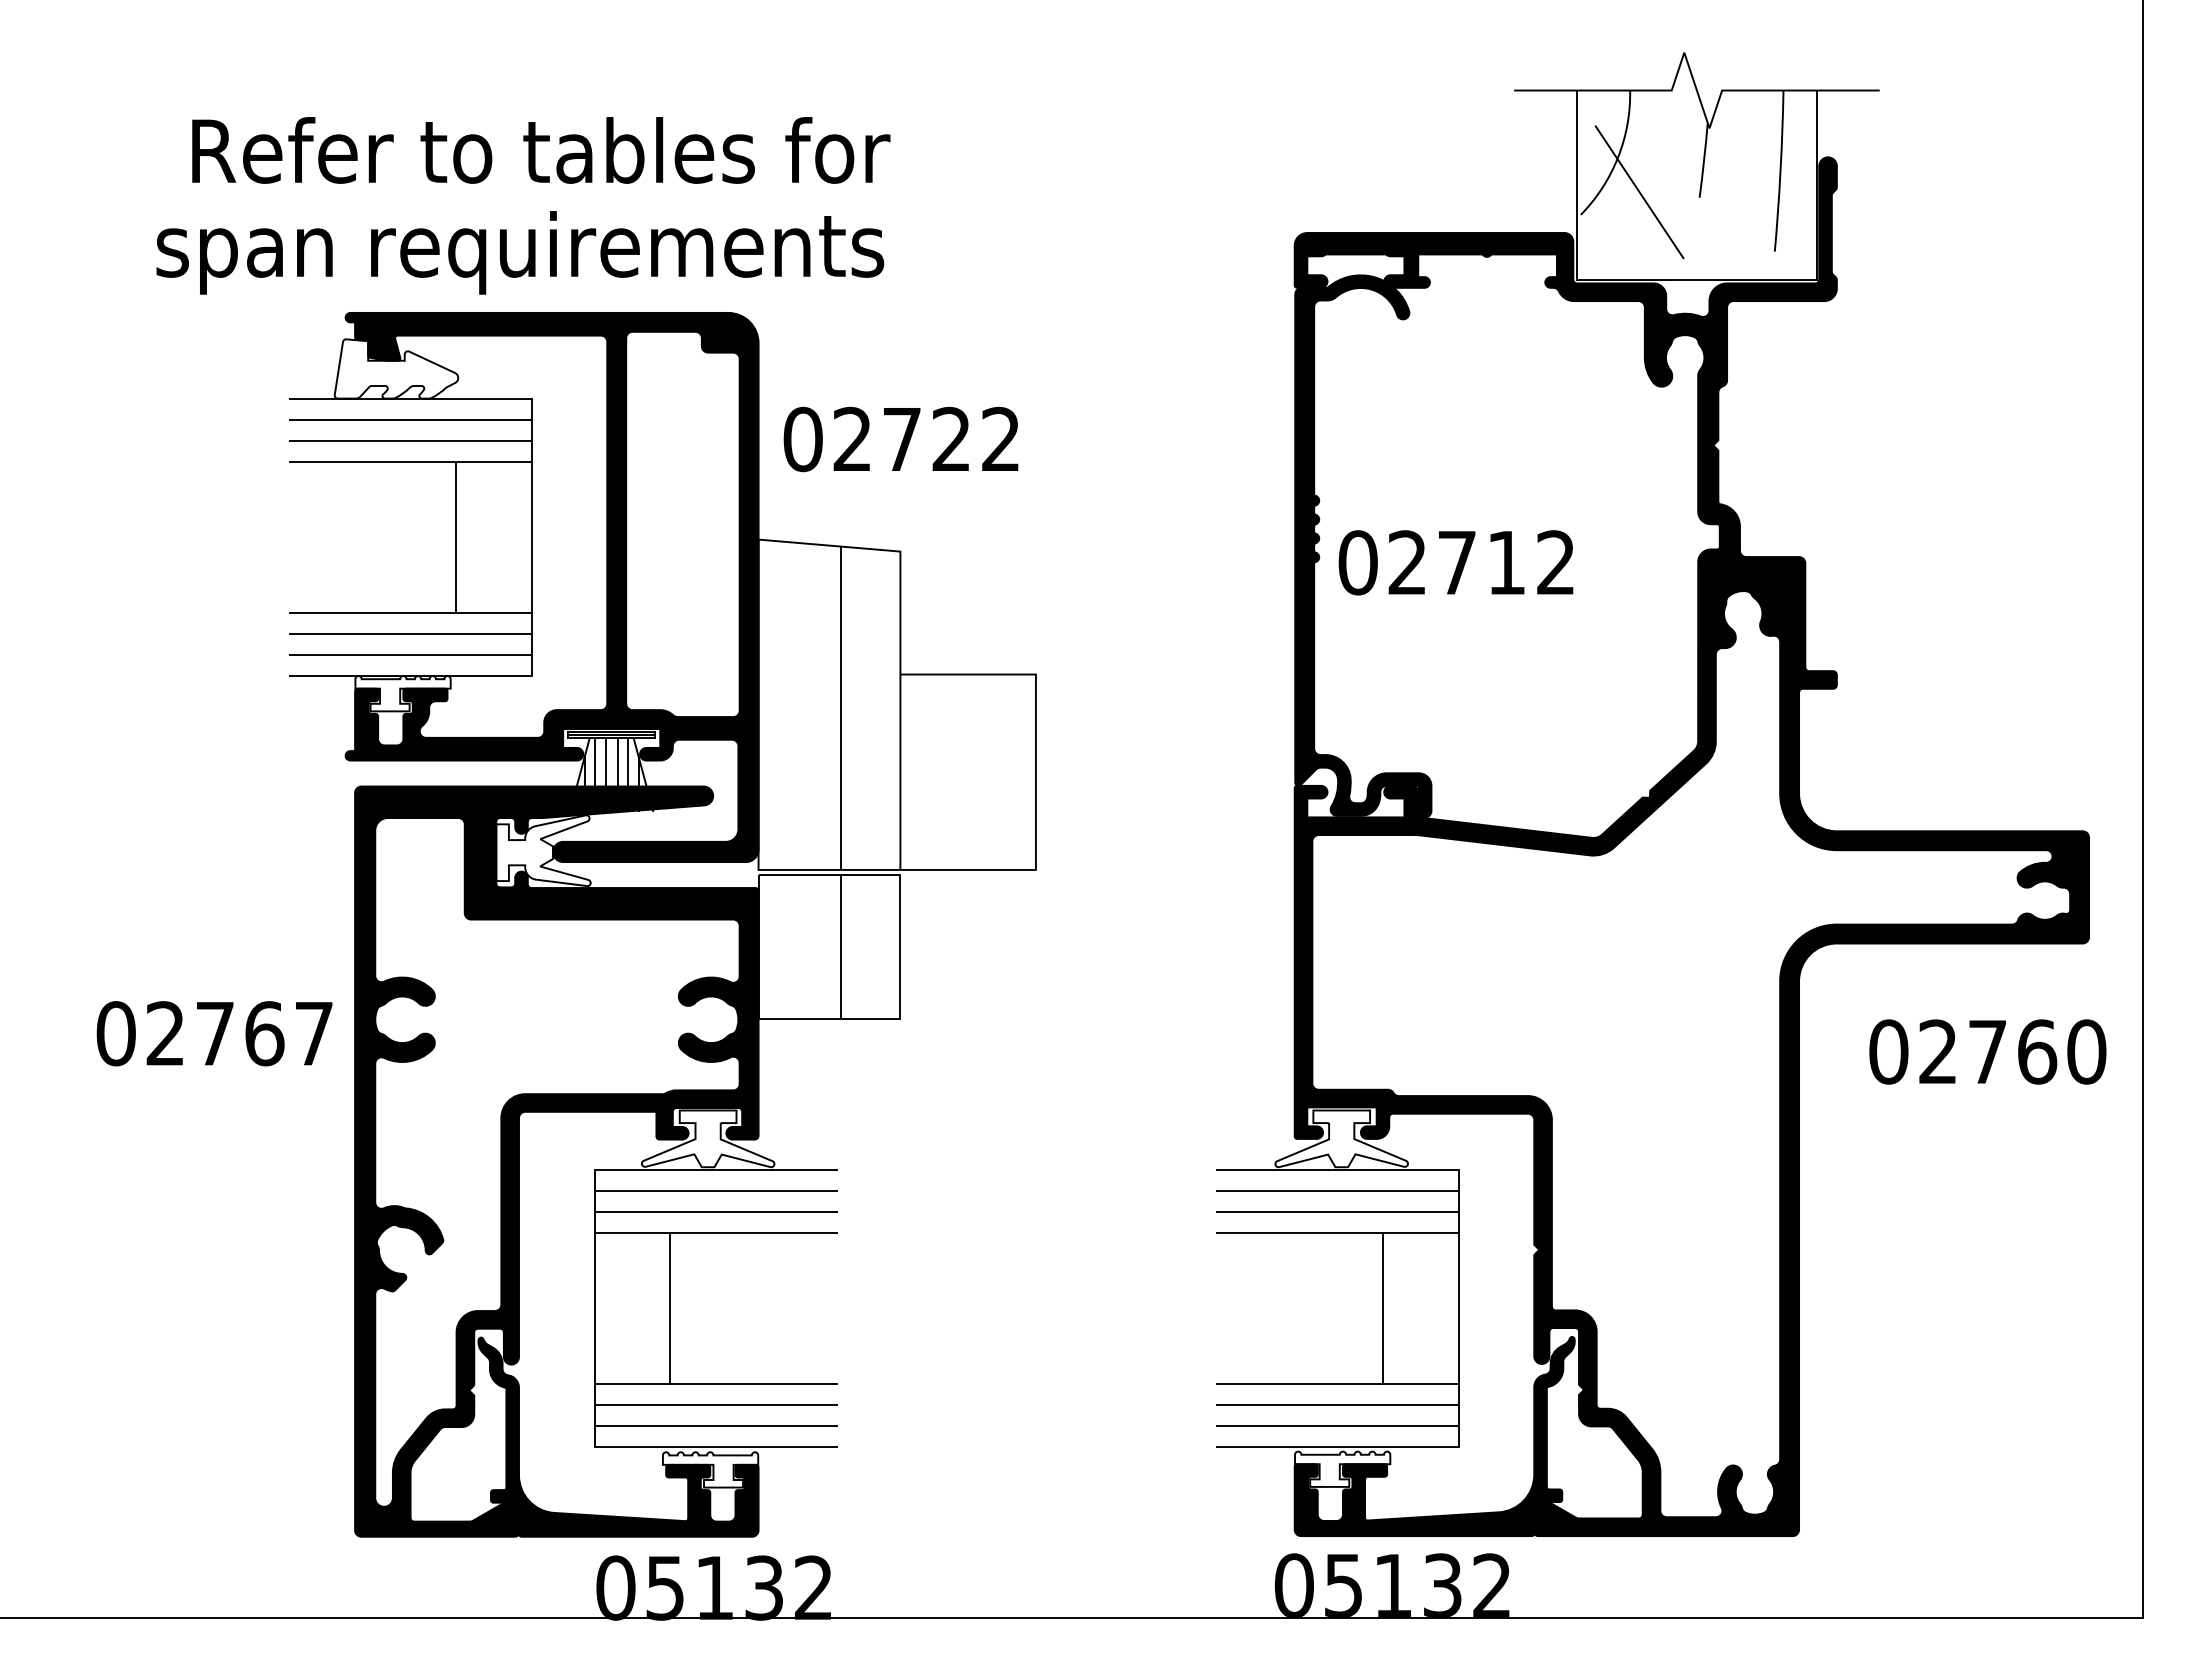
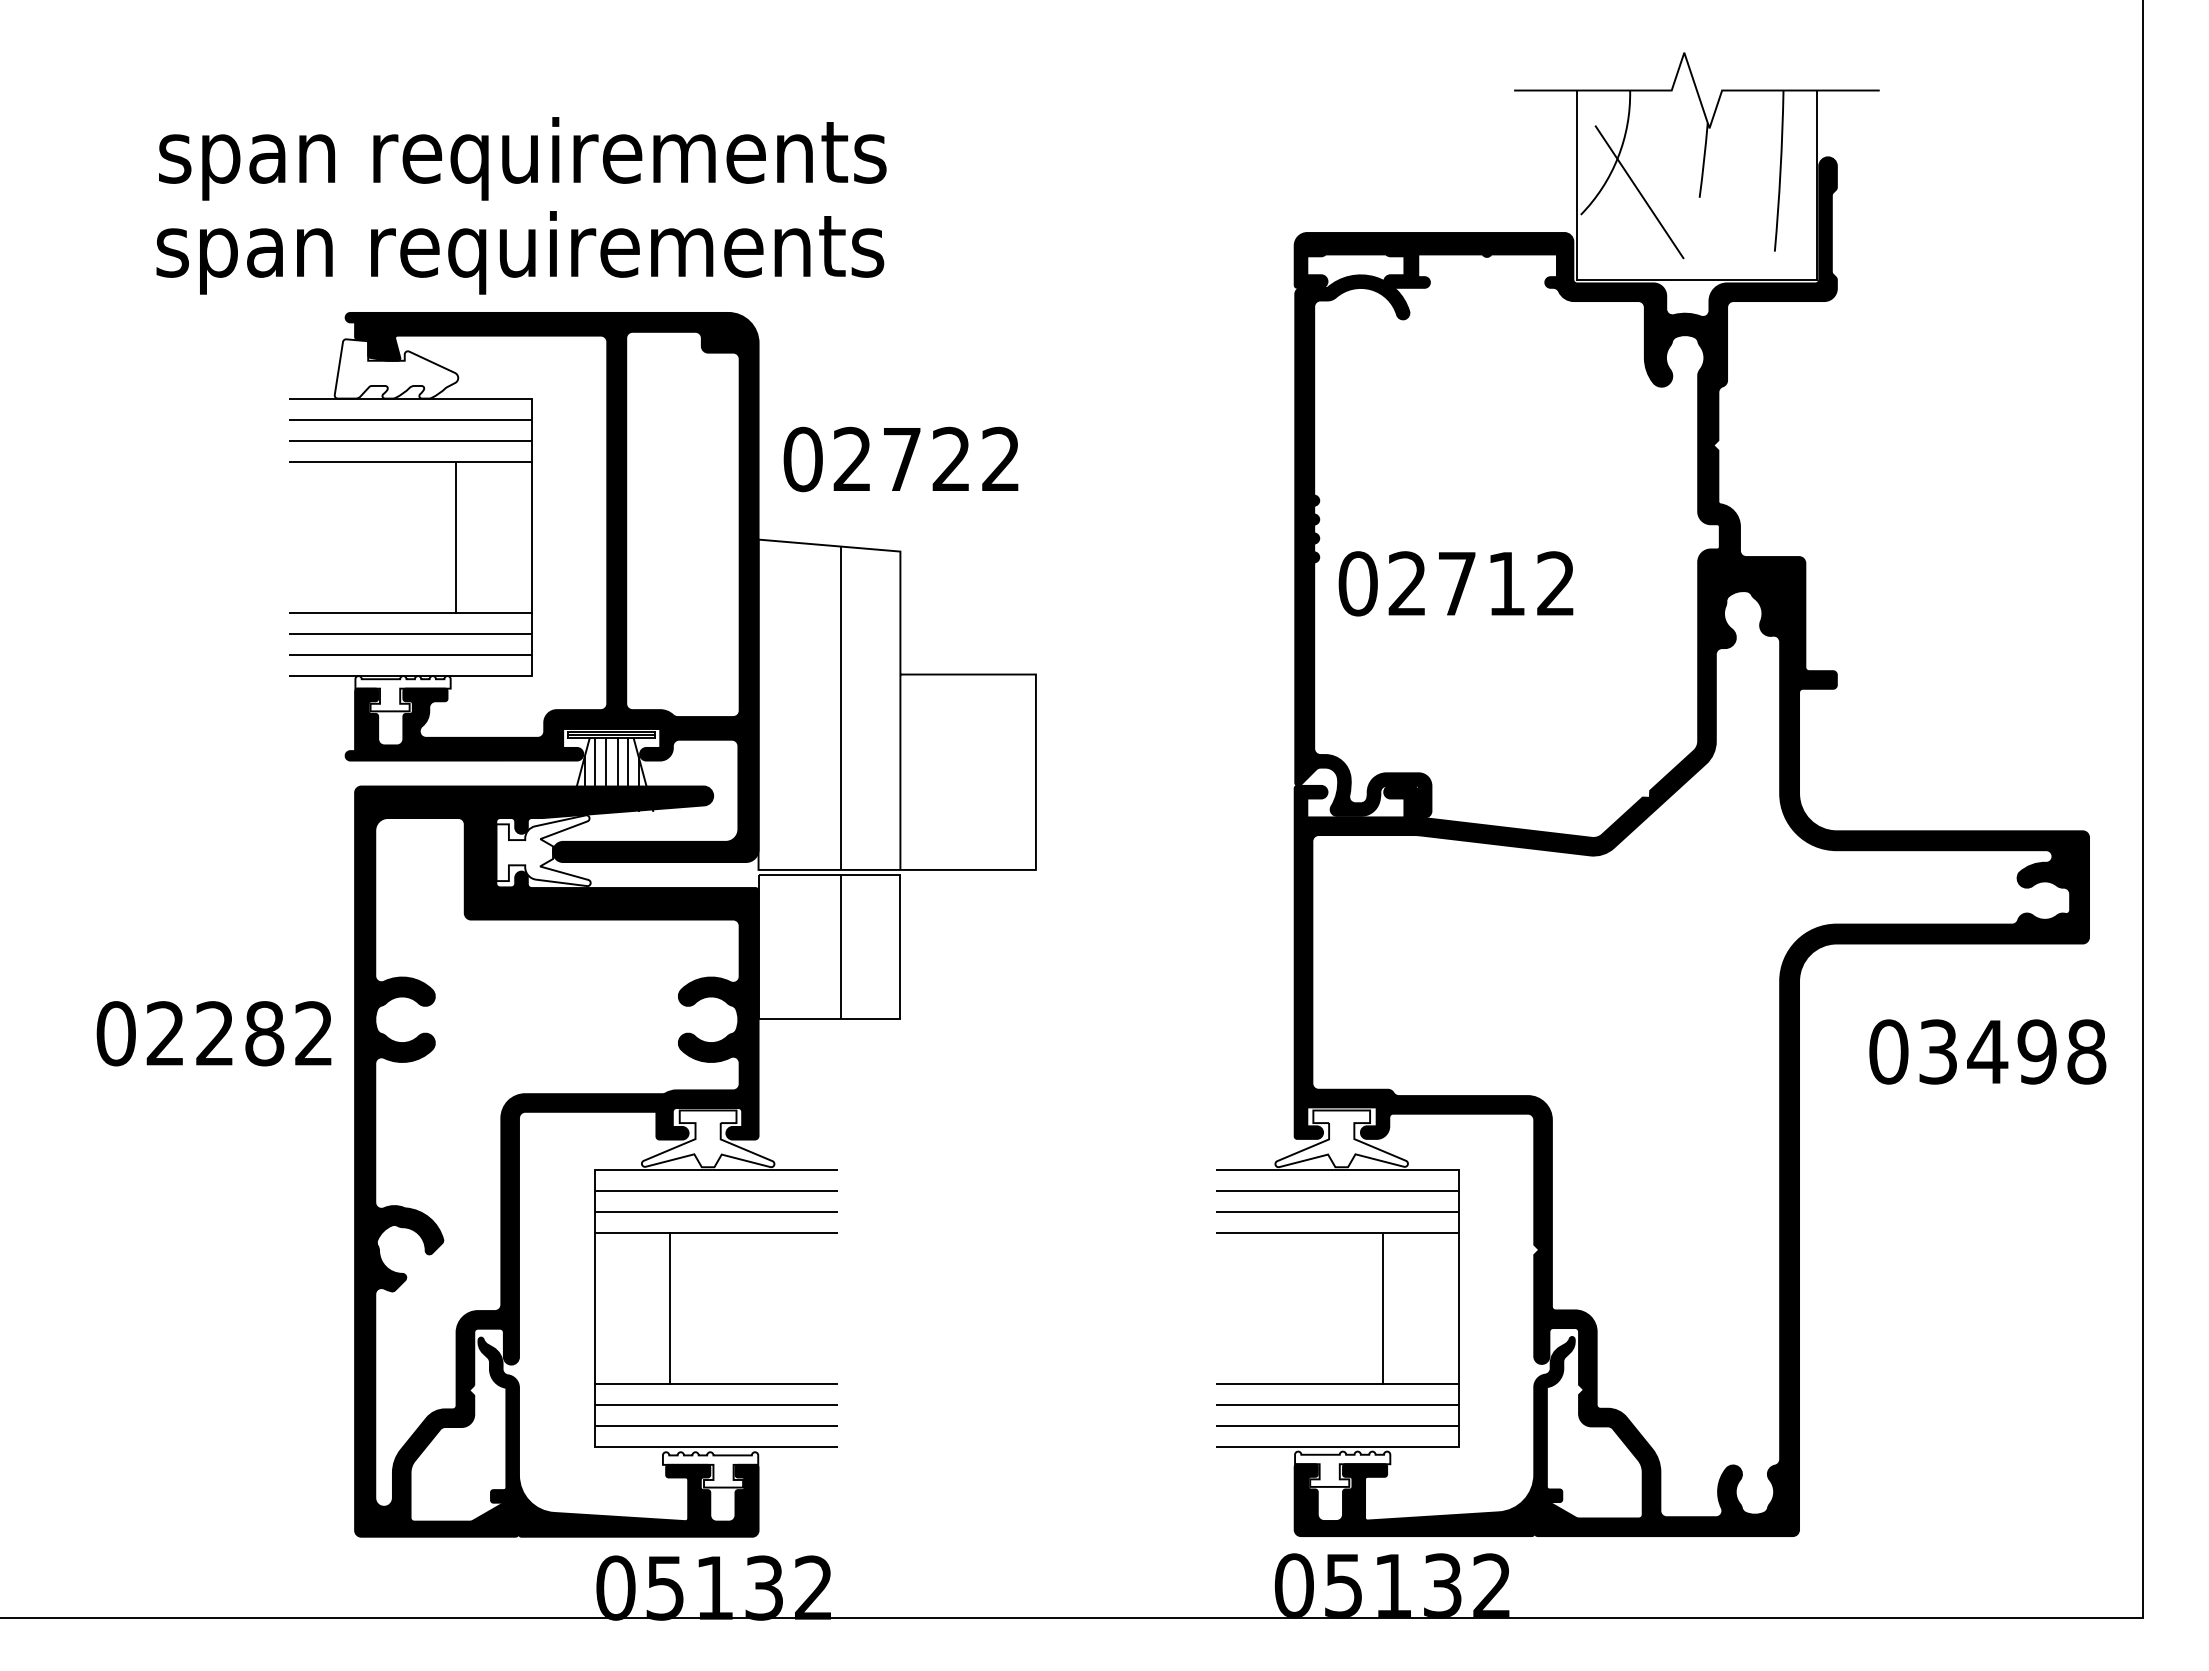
text: Refer to tables for -> span requirements (524, 158)
text position: (900, 439) -> (900, 459) (900, 459)
text position: (1455, 562) -> (1455, 583) (1455, 583)
text: 02767 -> 02282 (264, 1033)
text: 02760 -> 03498 (2012, 1051)
